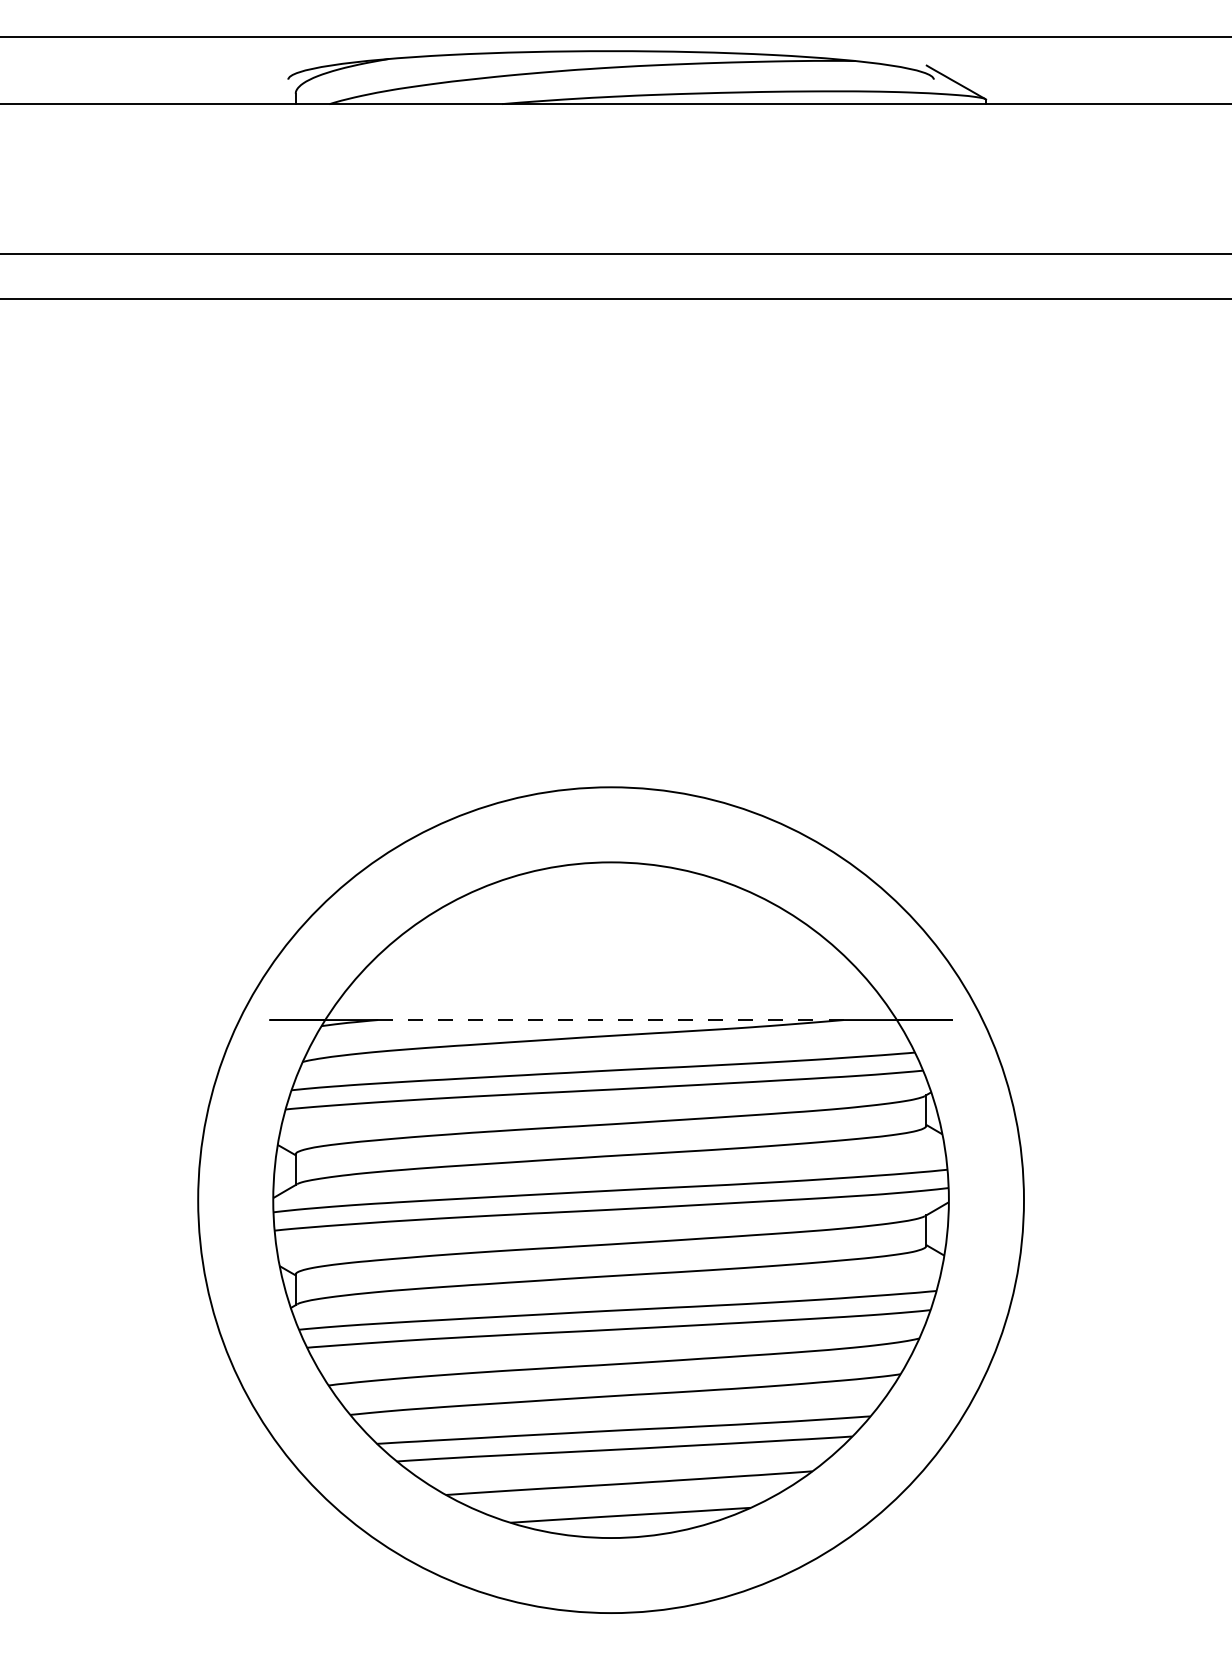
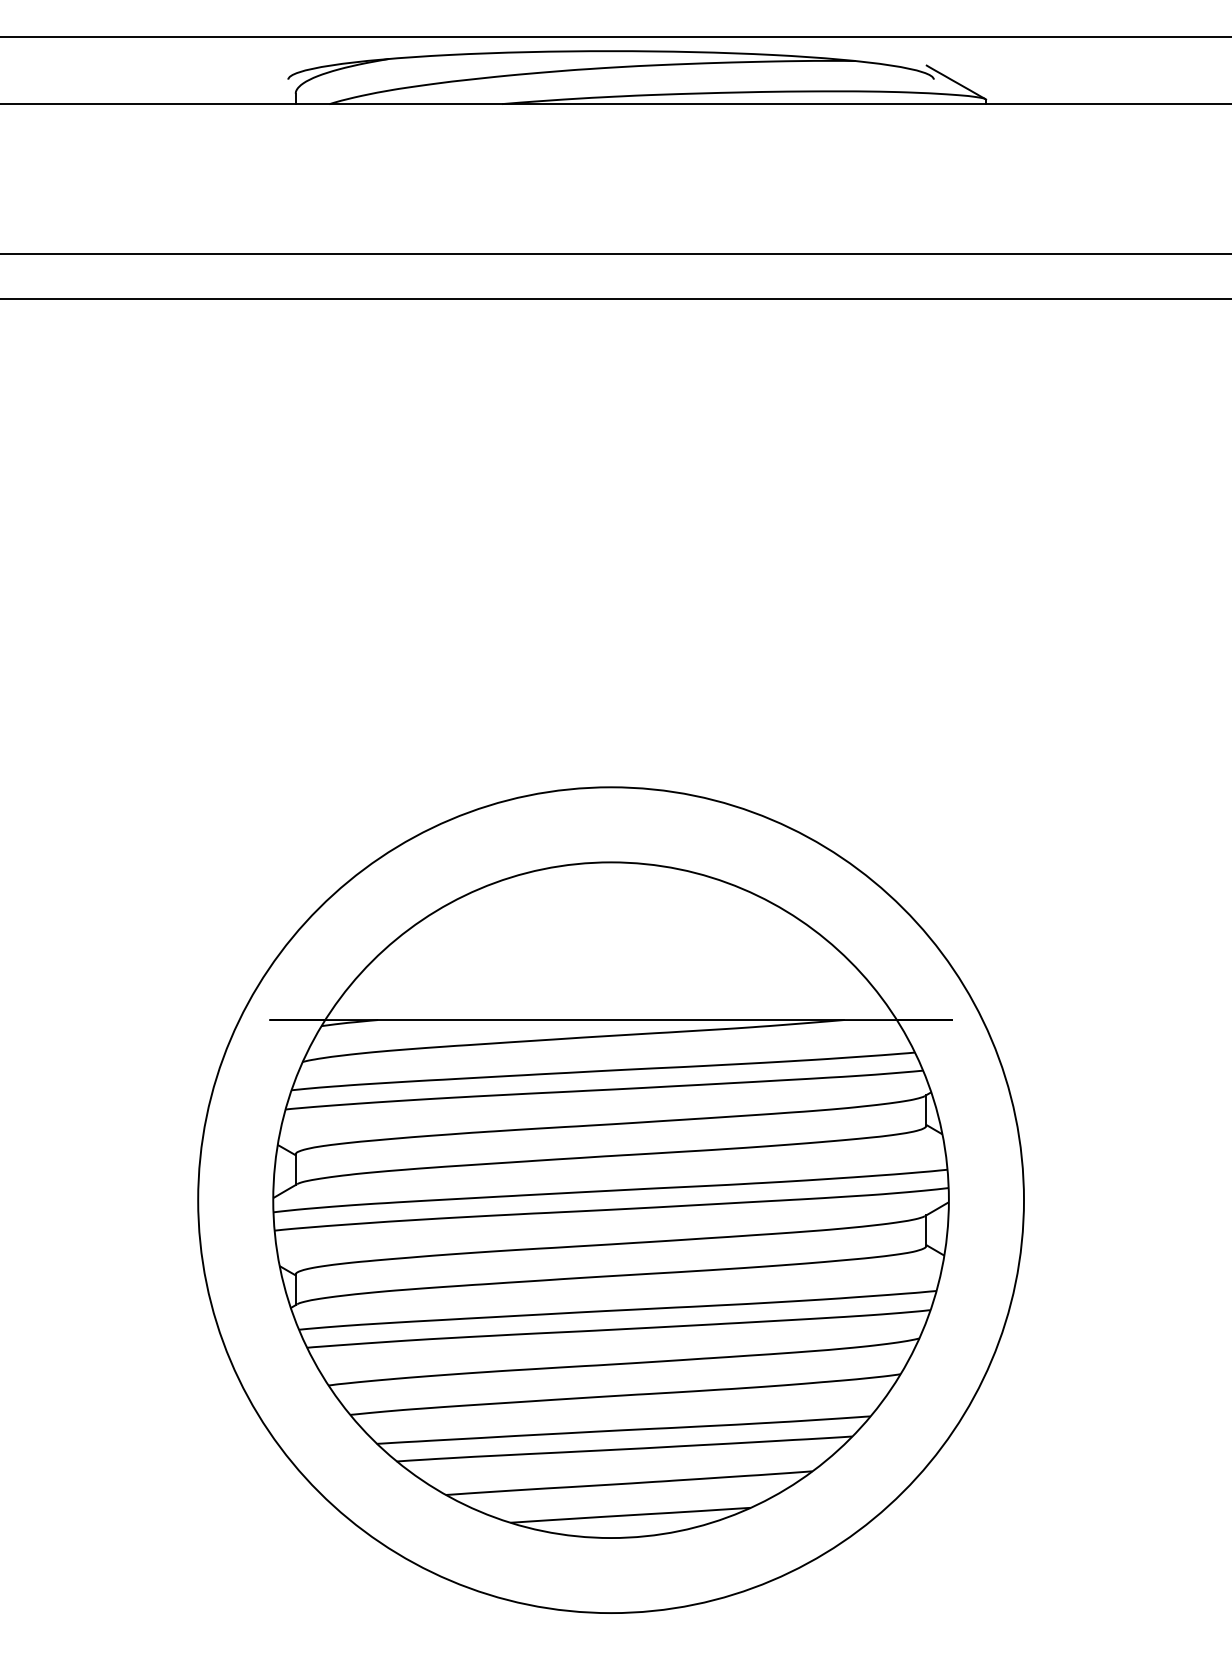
line: dashed -> solid (611, 1020)
